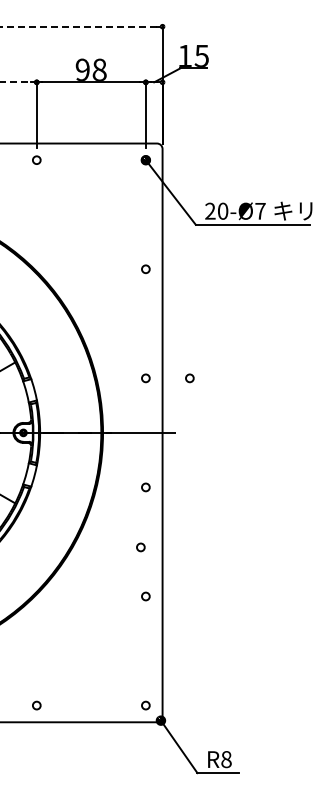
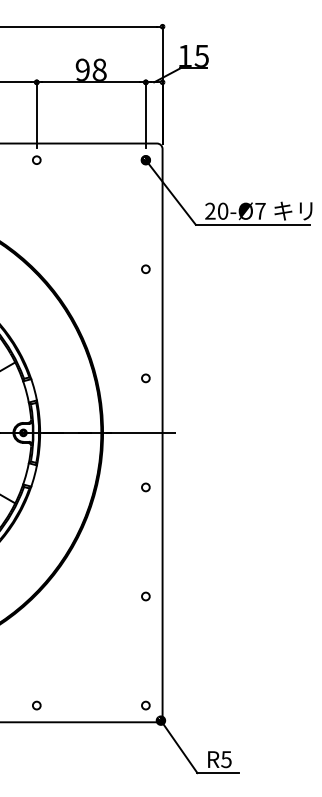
line: dashed -> solid (79, 26)
line: dashed -> solid (16, 82)
circle: present -> none (189, 378)
circle: present -> none (140, 547)
text: R8 -> R5 (226, 759)
